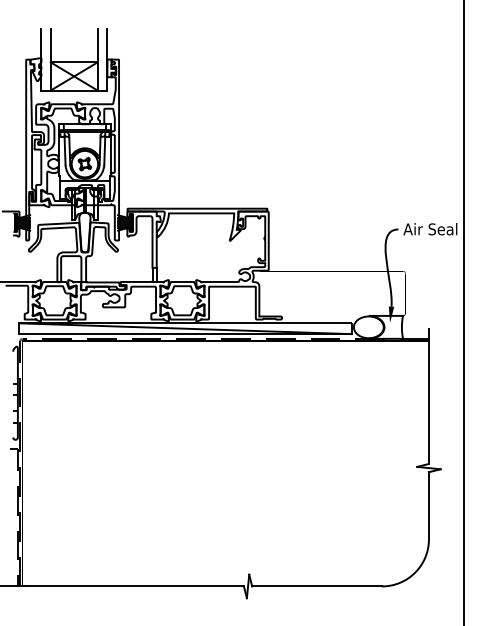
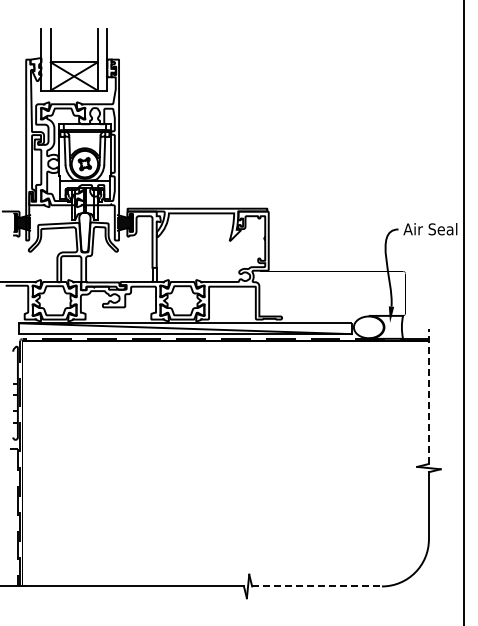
line: solid -> dashed (428, 396)
line: solid -> dashed (317, 586)
